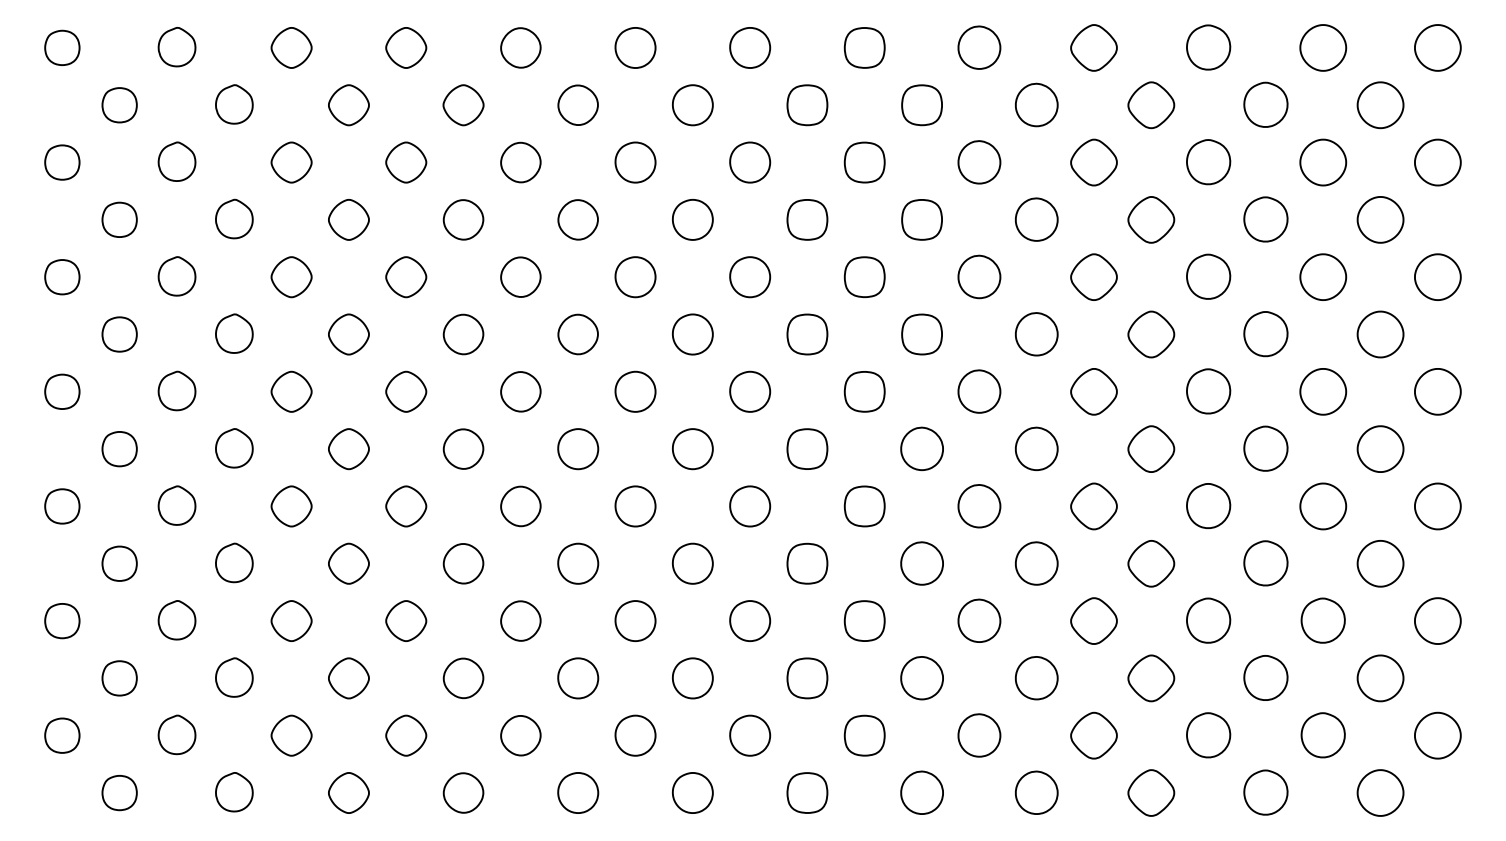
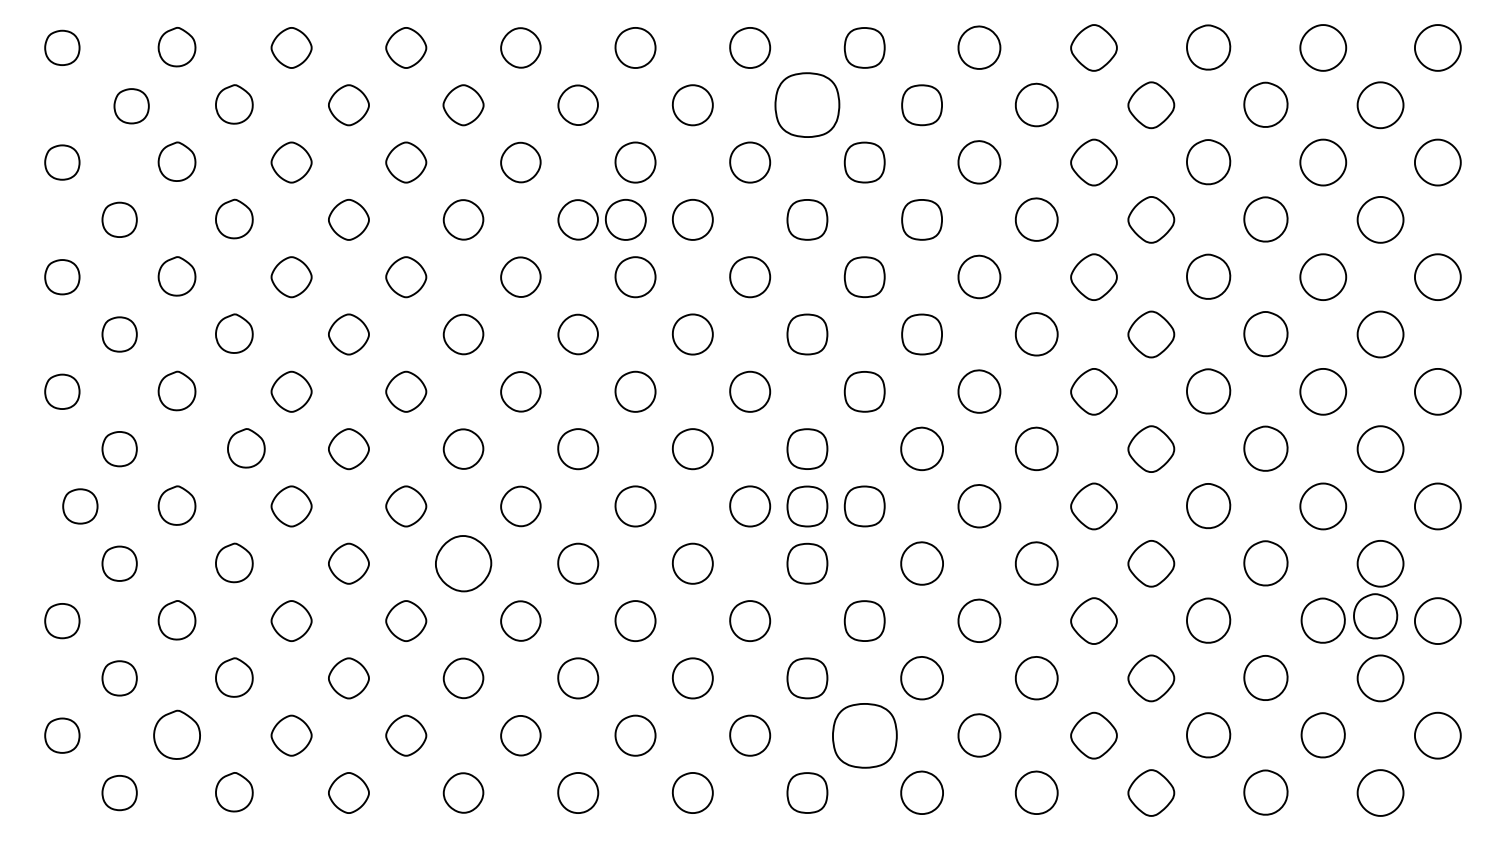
part position: (119, 105) -> (131, 106) (131, 106)
part size: 43x43 px -> 67x66 px (807, 104)
part: none -> present (625, 219)
part position: (234, 448) -> (246, 448) (246, 448)
part position: (62, 506) -> (80, 506) (80, 506)
part: none -> present (807, 506)
part size: 43x42 px -> 58x58 px (463, 563)
part: none -> present (1375, 616)
part size: 40x42 px -> 48x51 px (176, 734)
part size: 43x43 px -> 66x66 px (864, 735)
